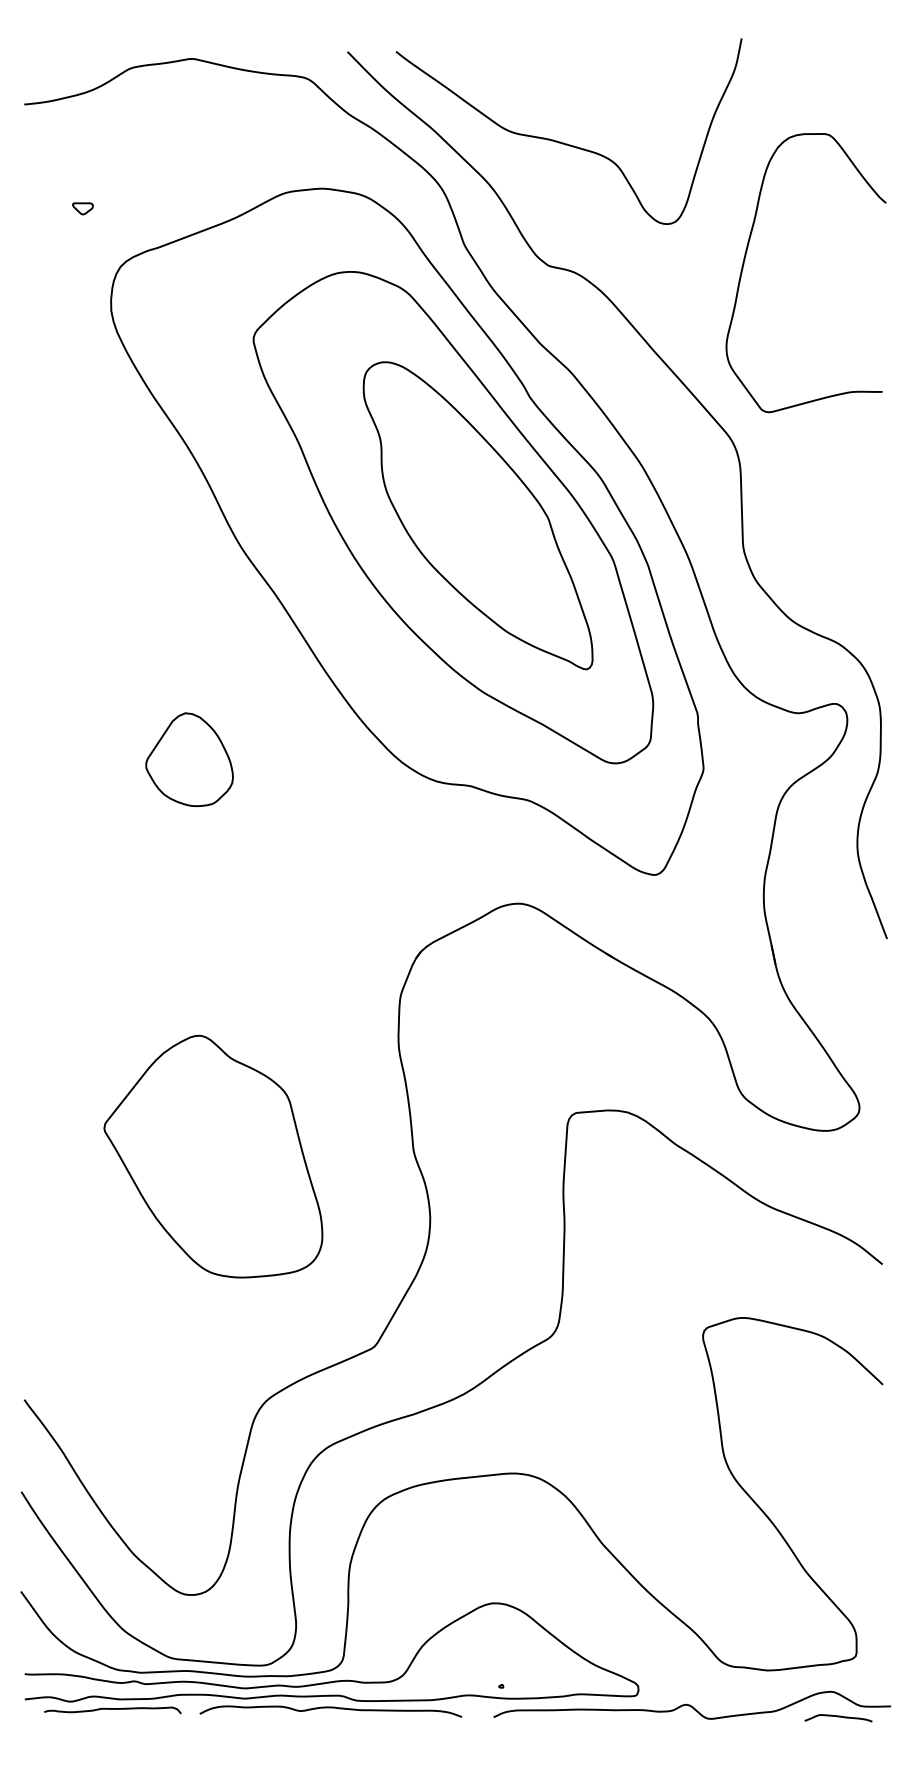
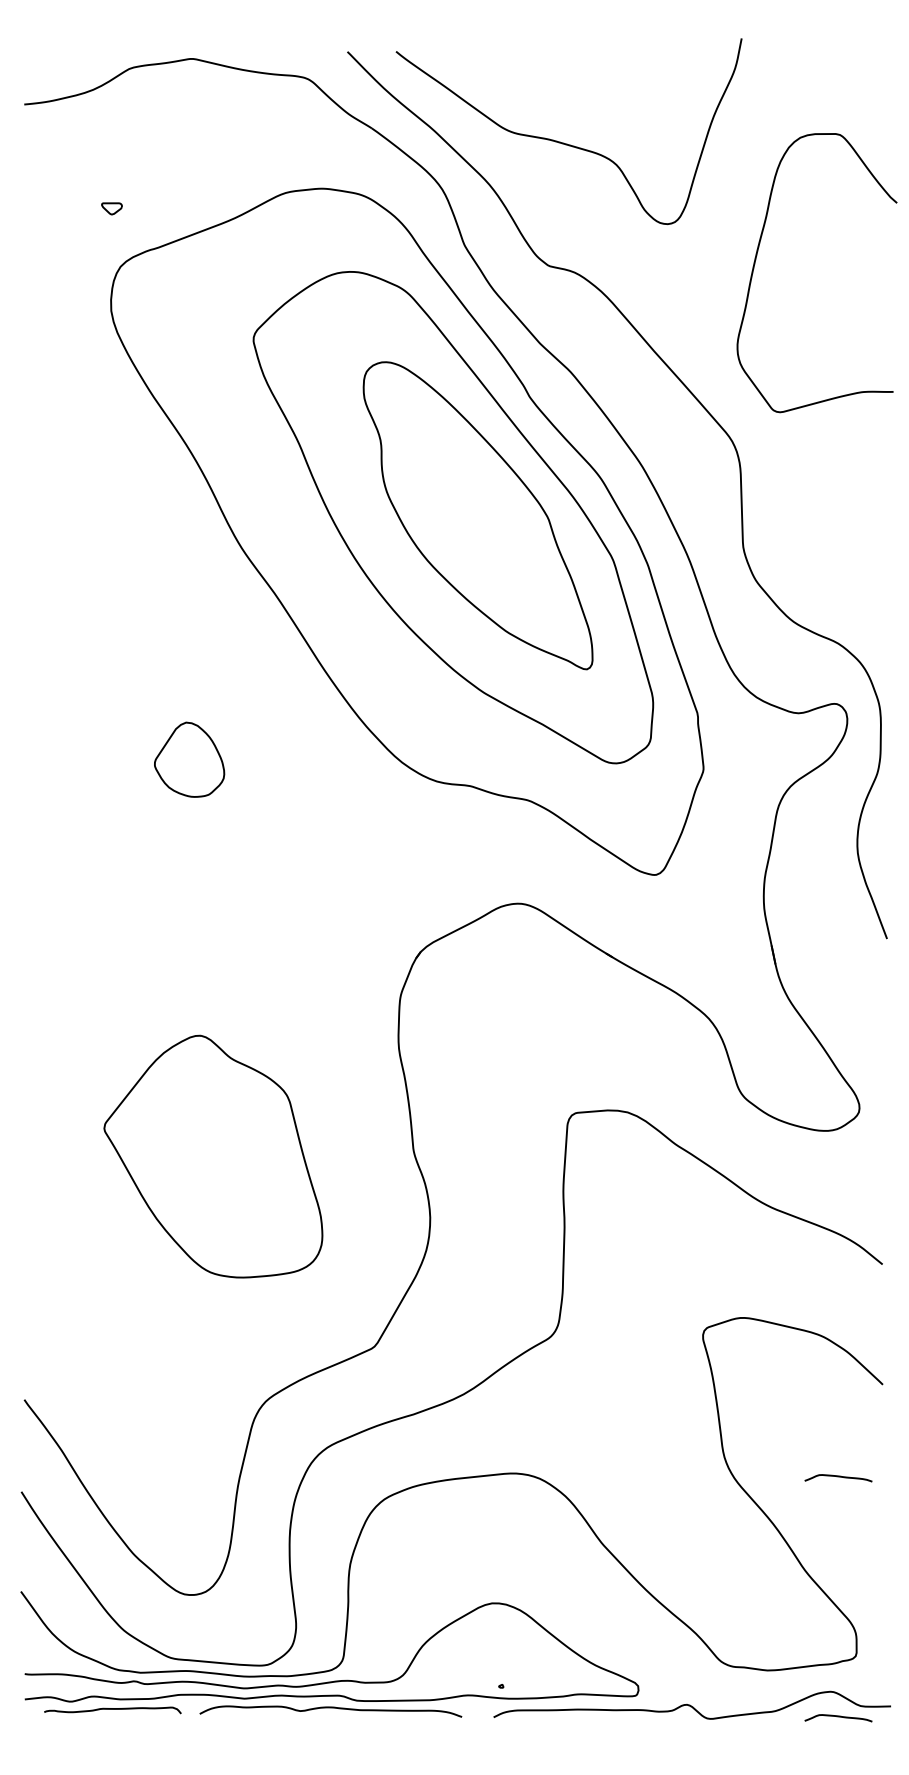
part position: (82, 208) -> (111, 208) (111, 208)
curve position: (745, 260) -> (756, 260) (756, 260)
part size: 89x96 px -> 72x77 px (189, 759)
curve: none -> present (838, 1477)
